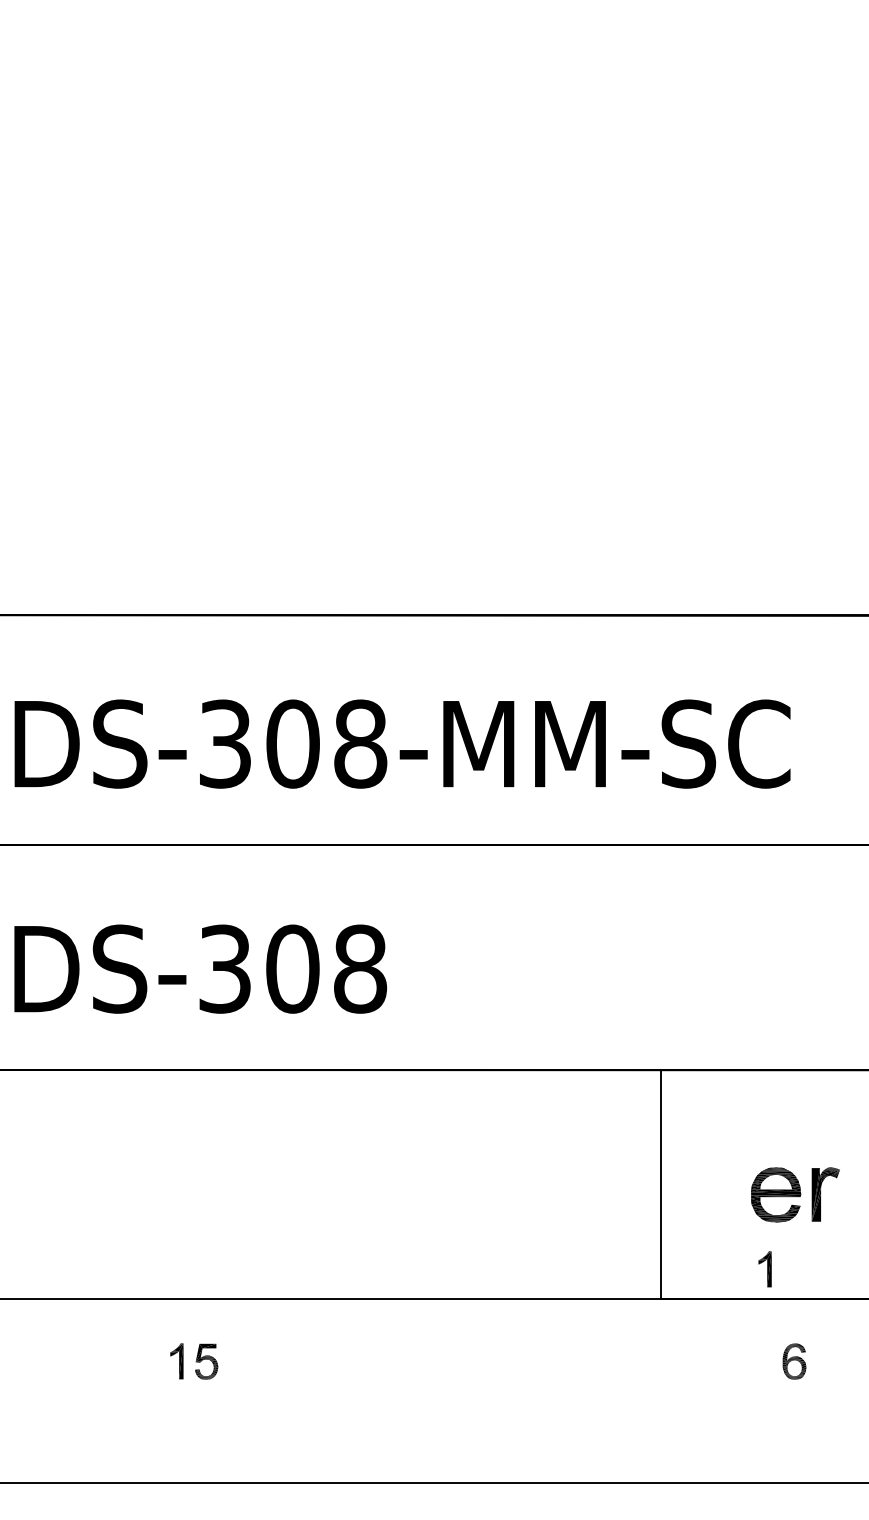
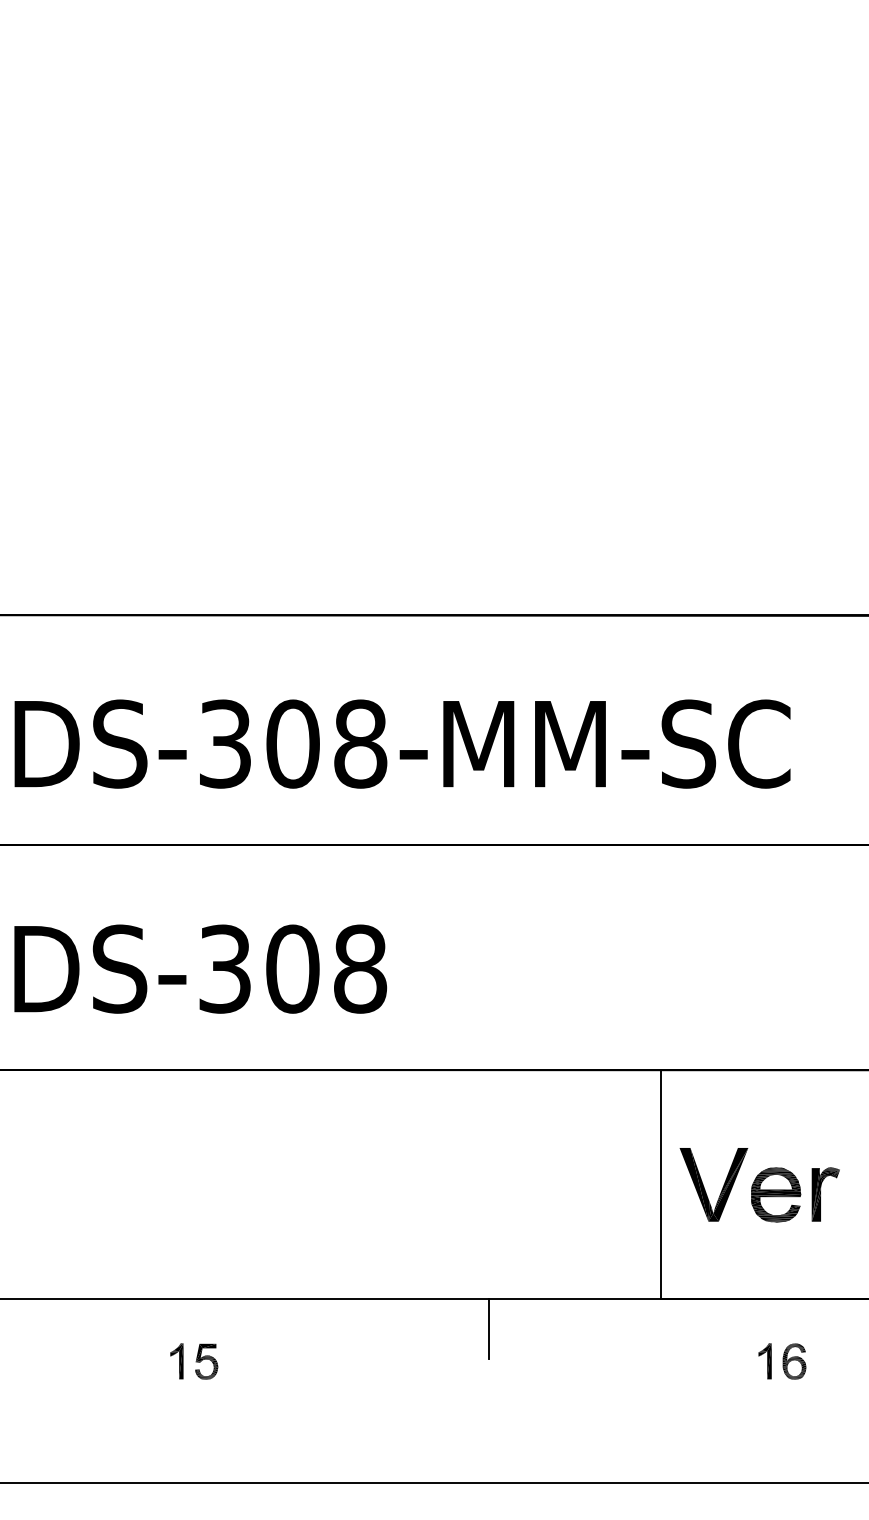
part: none -> present (704, 1186)
part position: (764, 1269) -> (764, 1361) (764, 1361)
line: none -> present (489, 1328)
